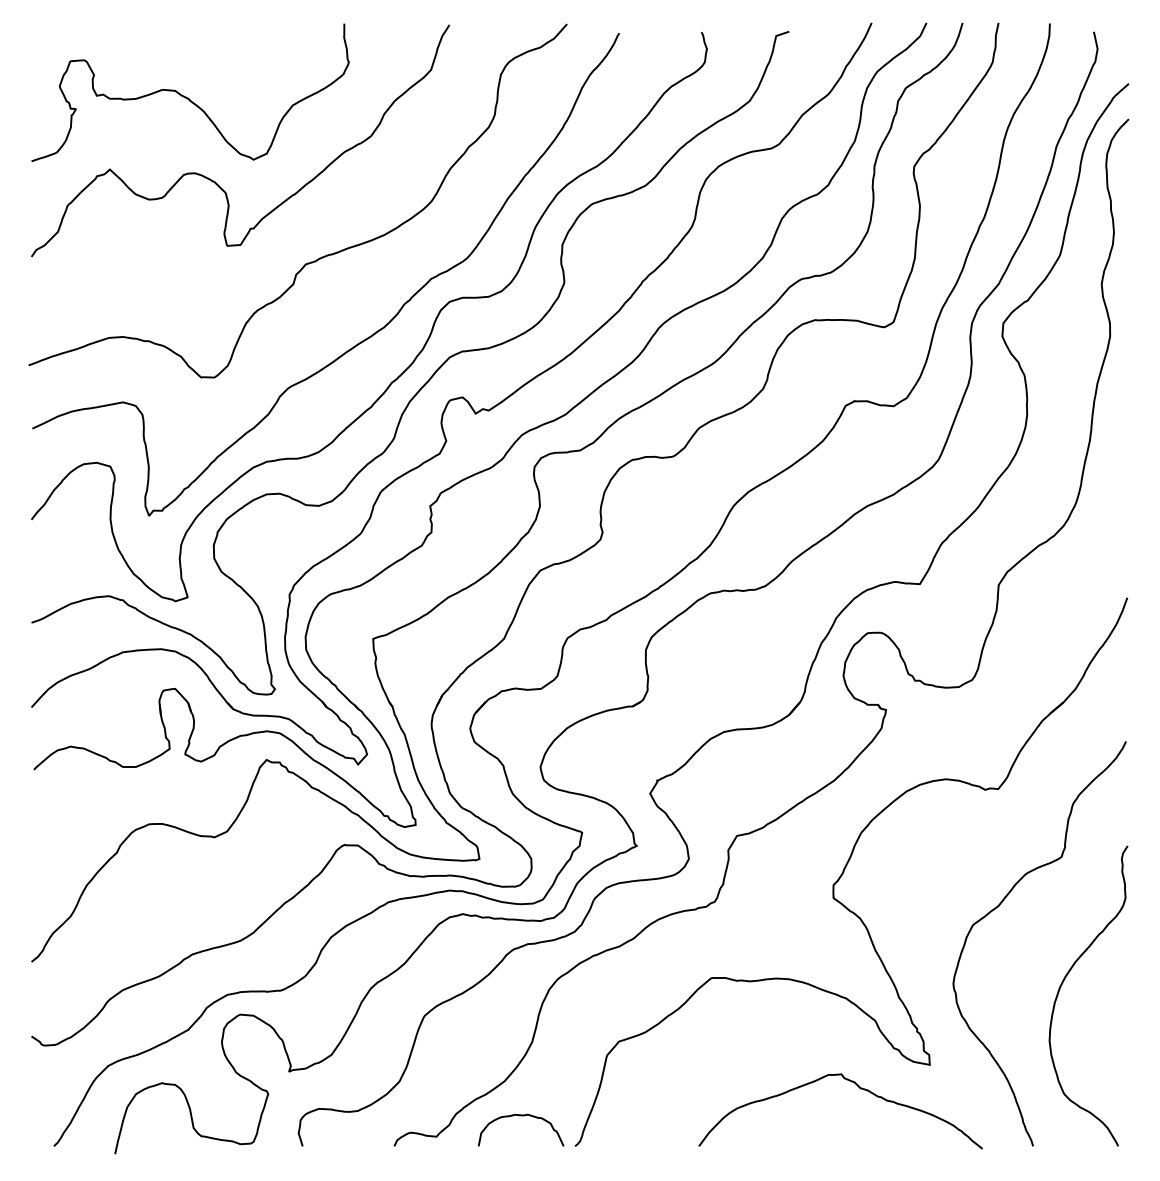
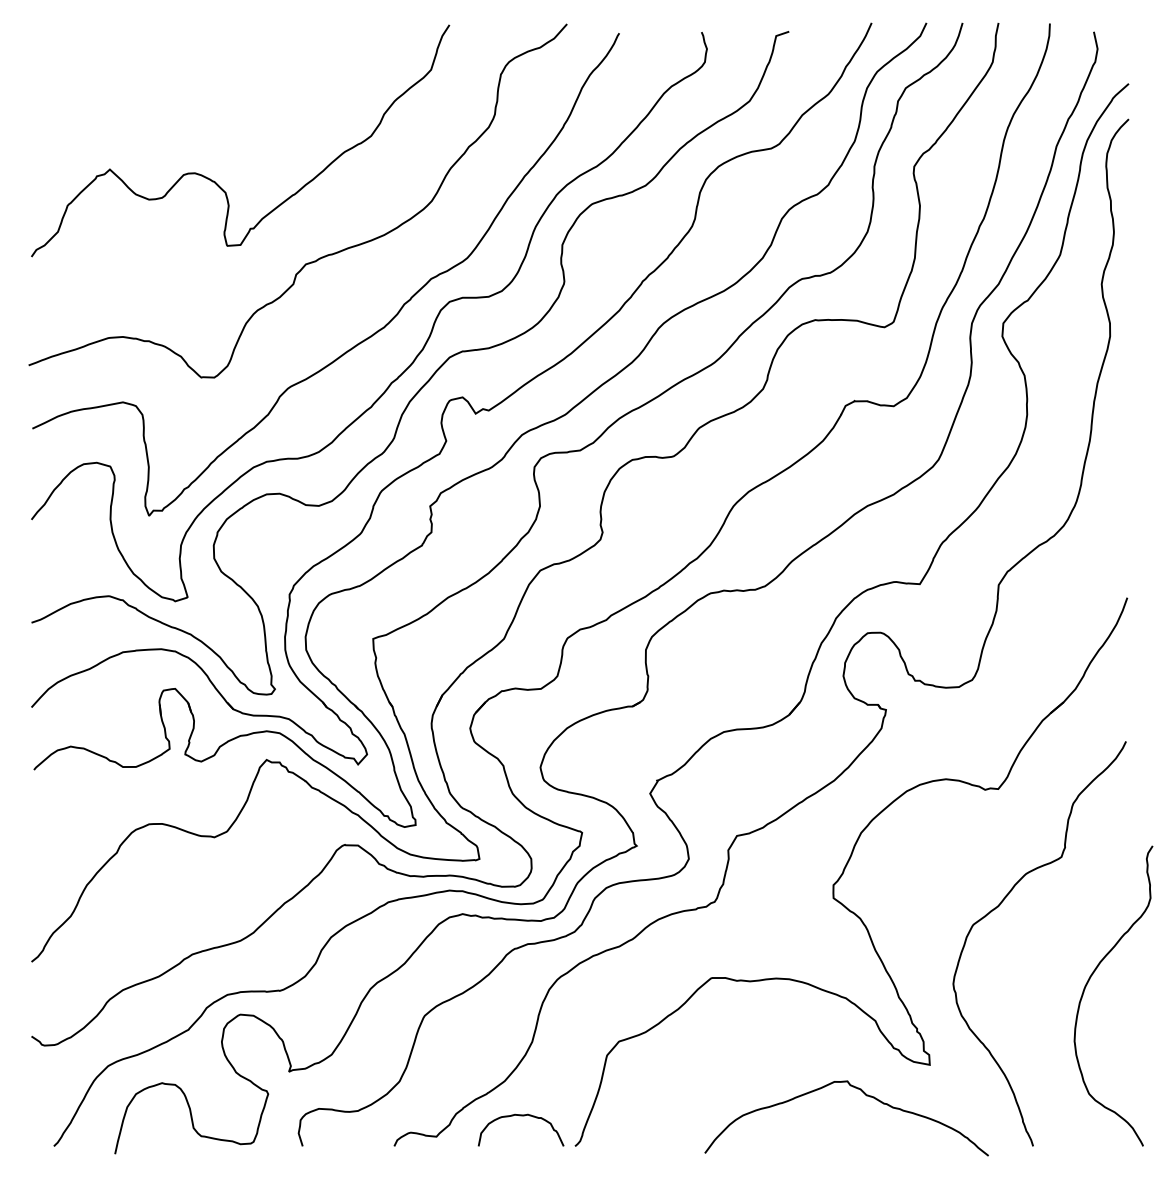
curve: present -> none (188, 97)
curve position: (1063, 983) -> (1088, 983) (1088, 983)
curve position: (860, 1089) -> (866, 1096) (866, 1096)
